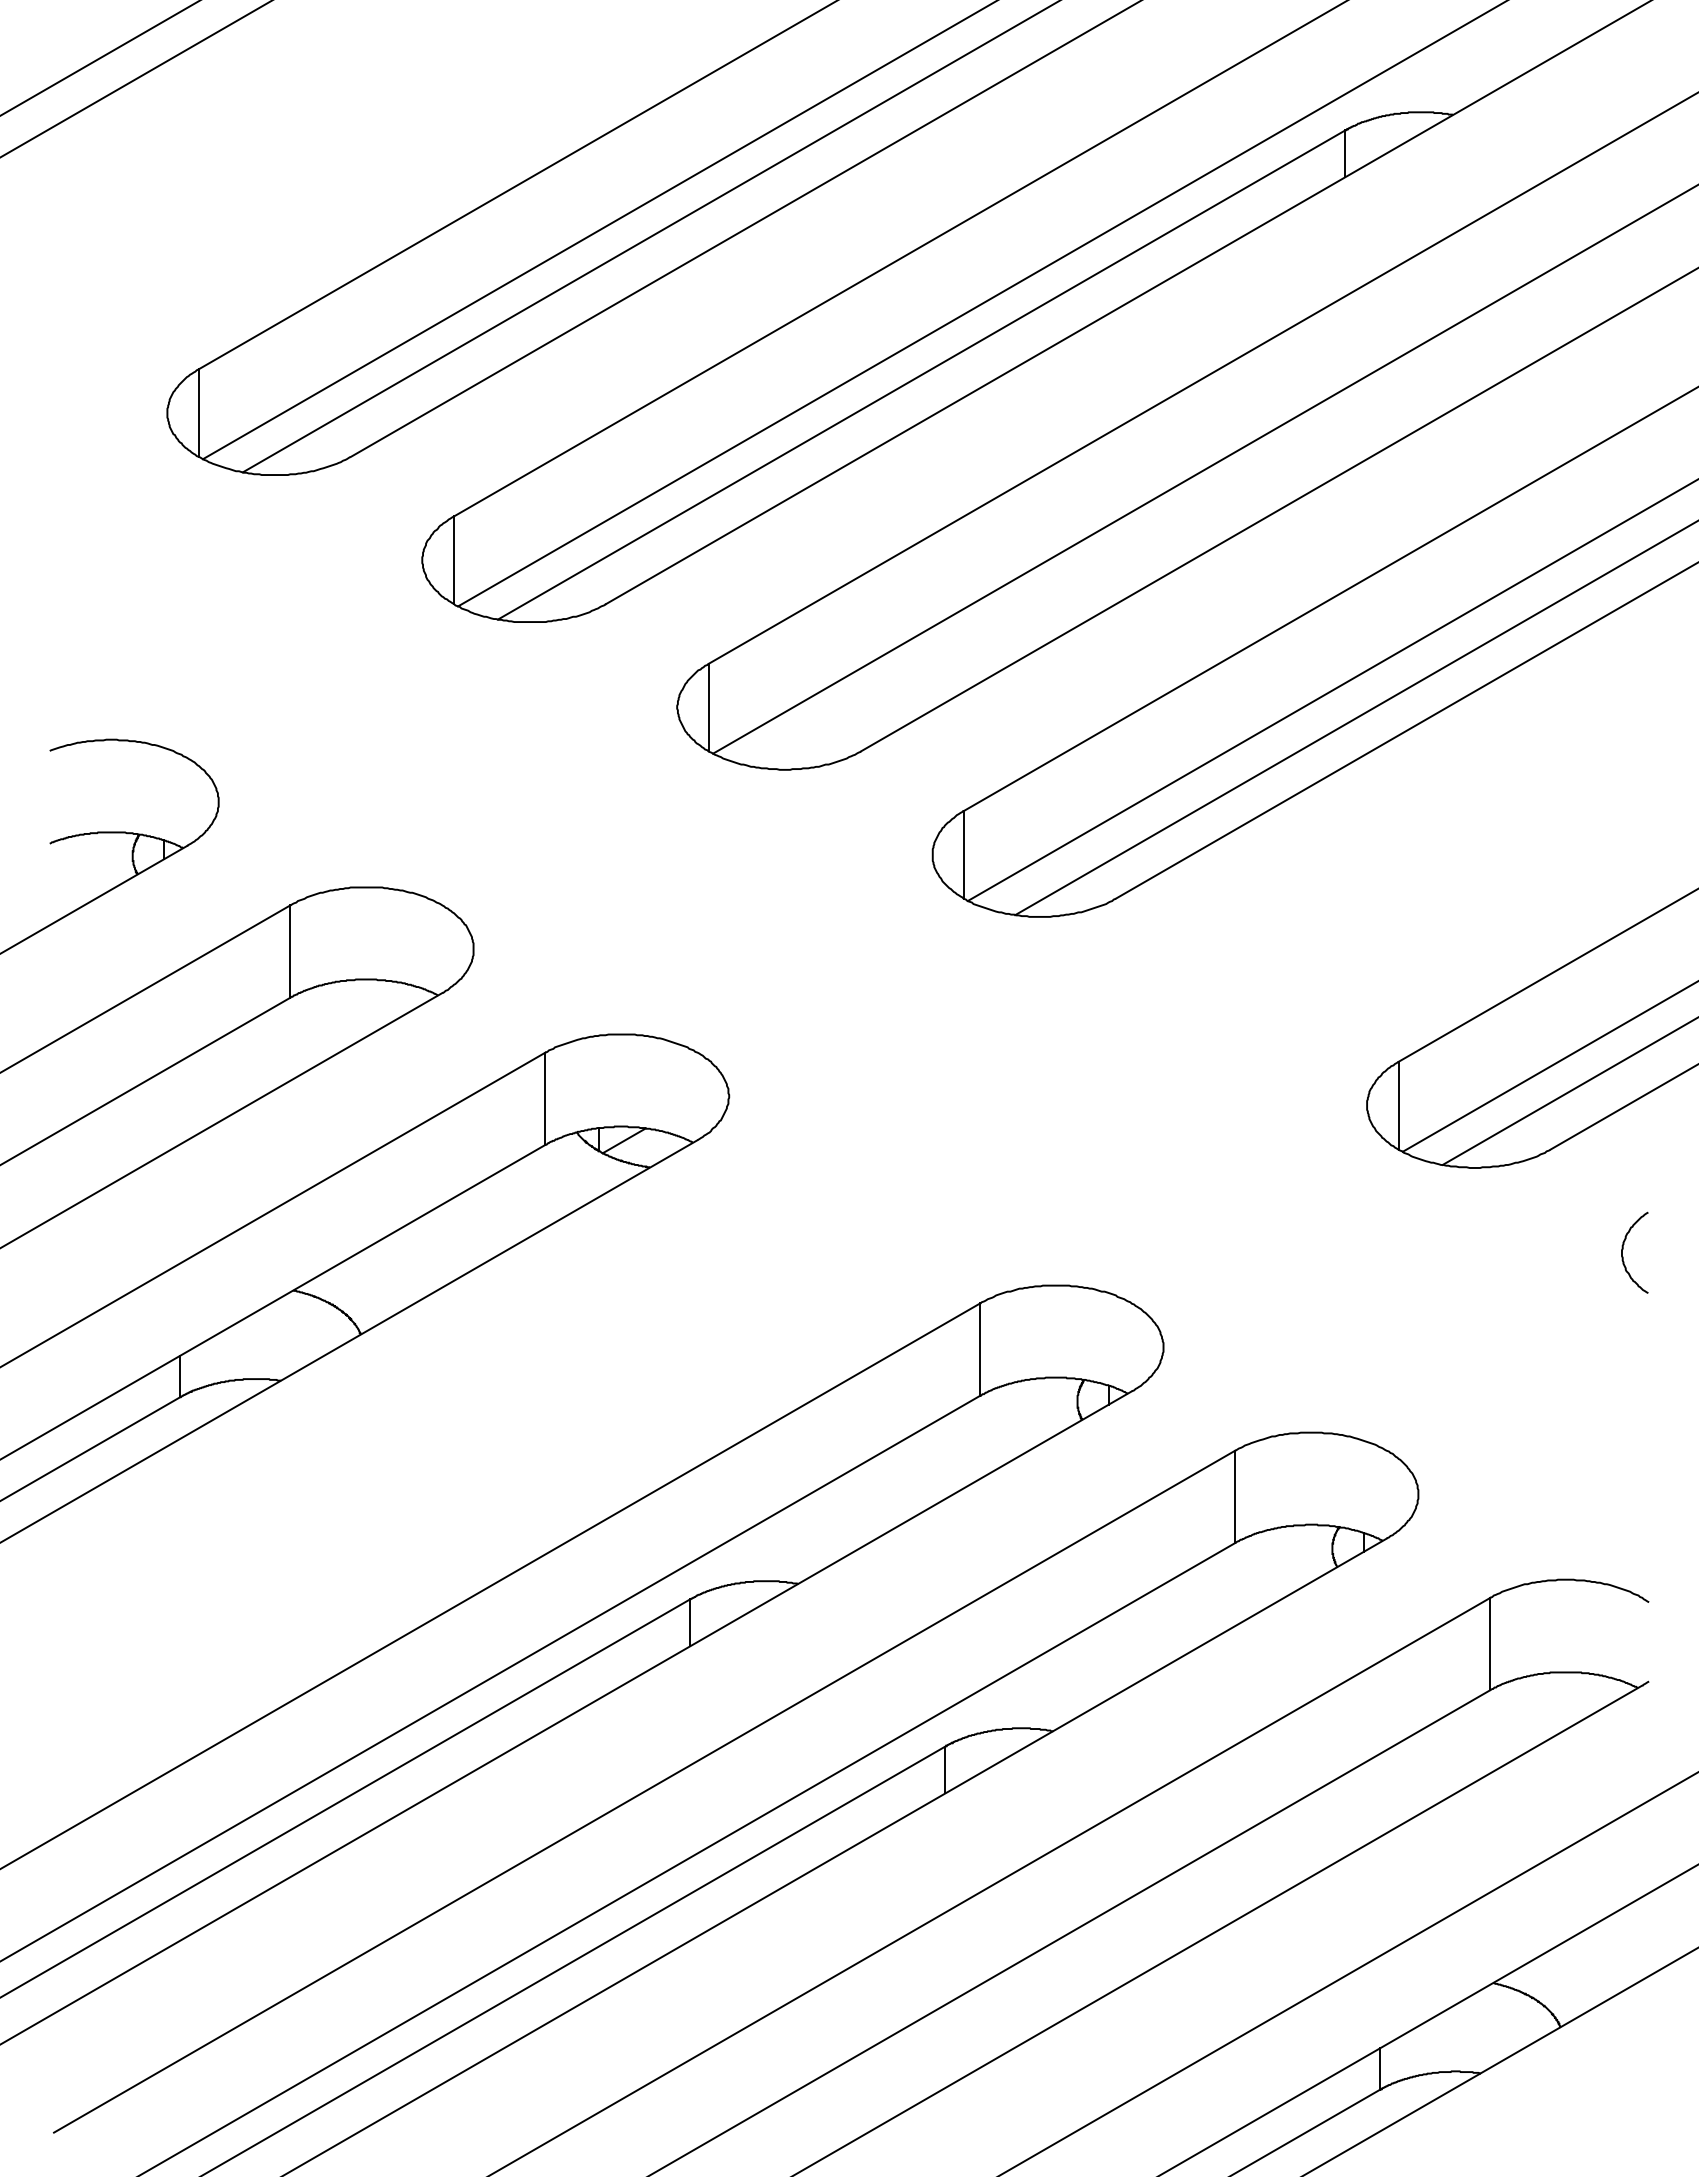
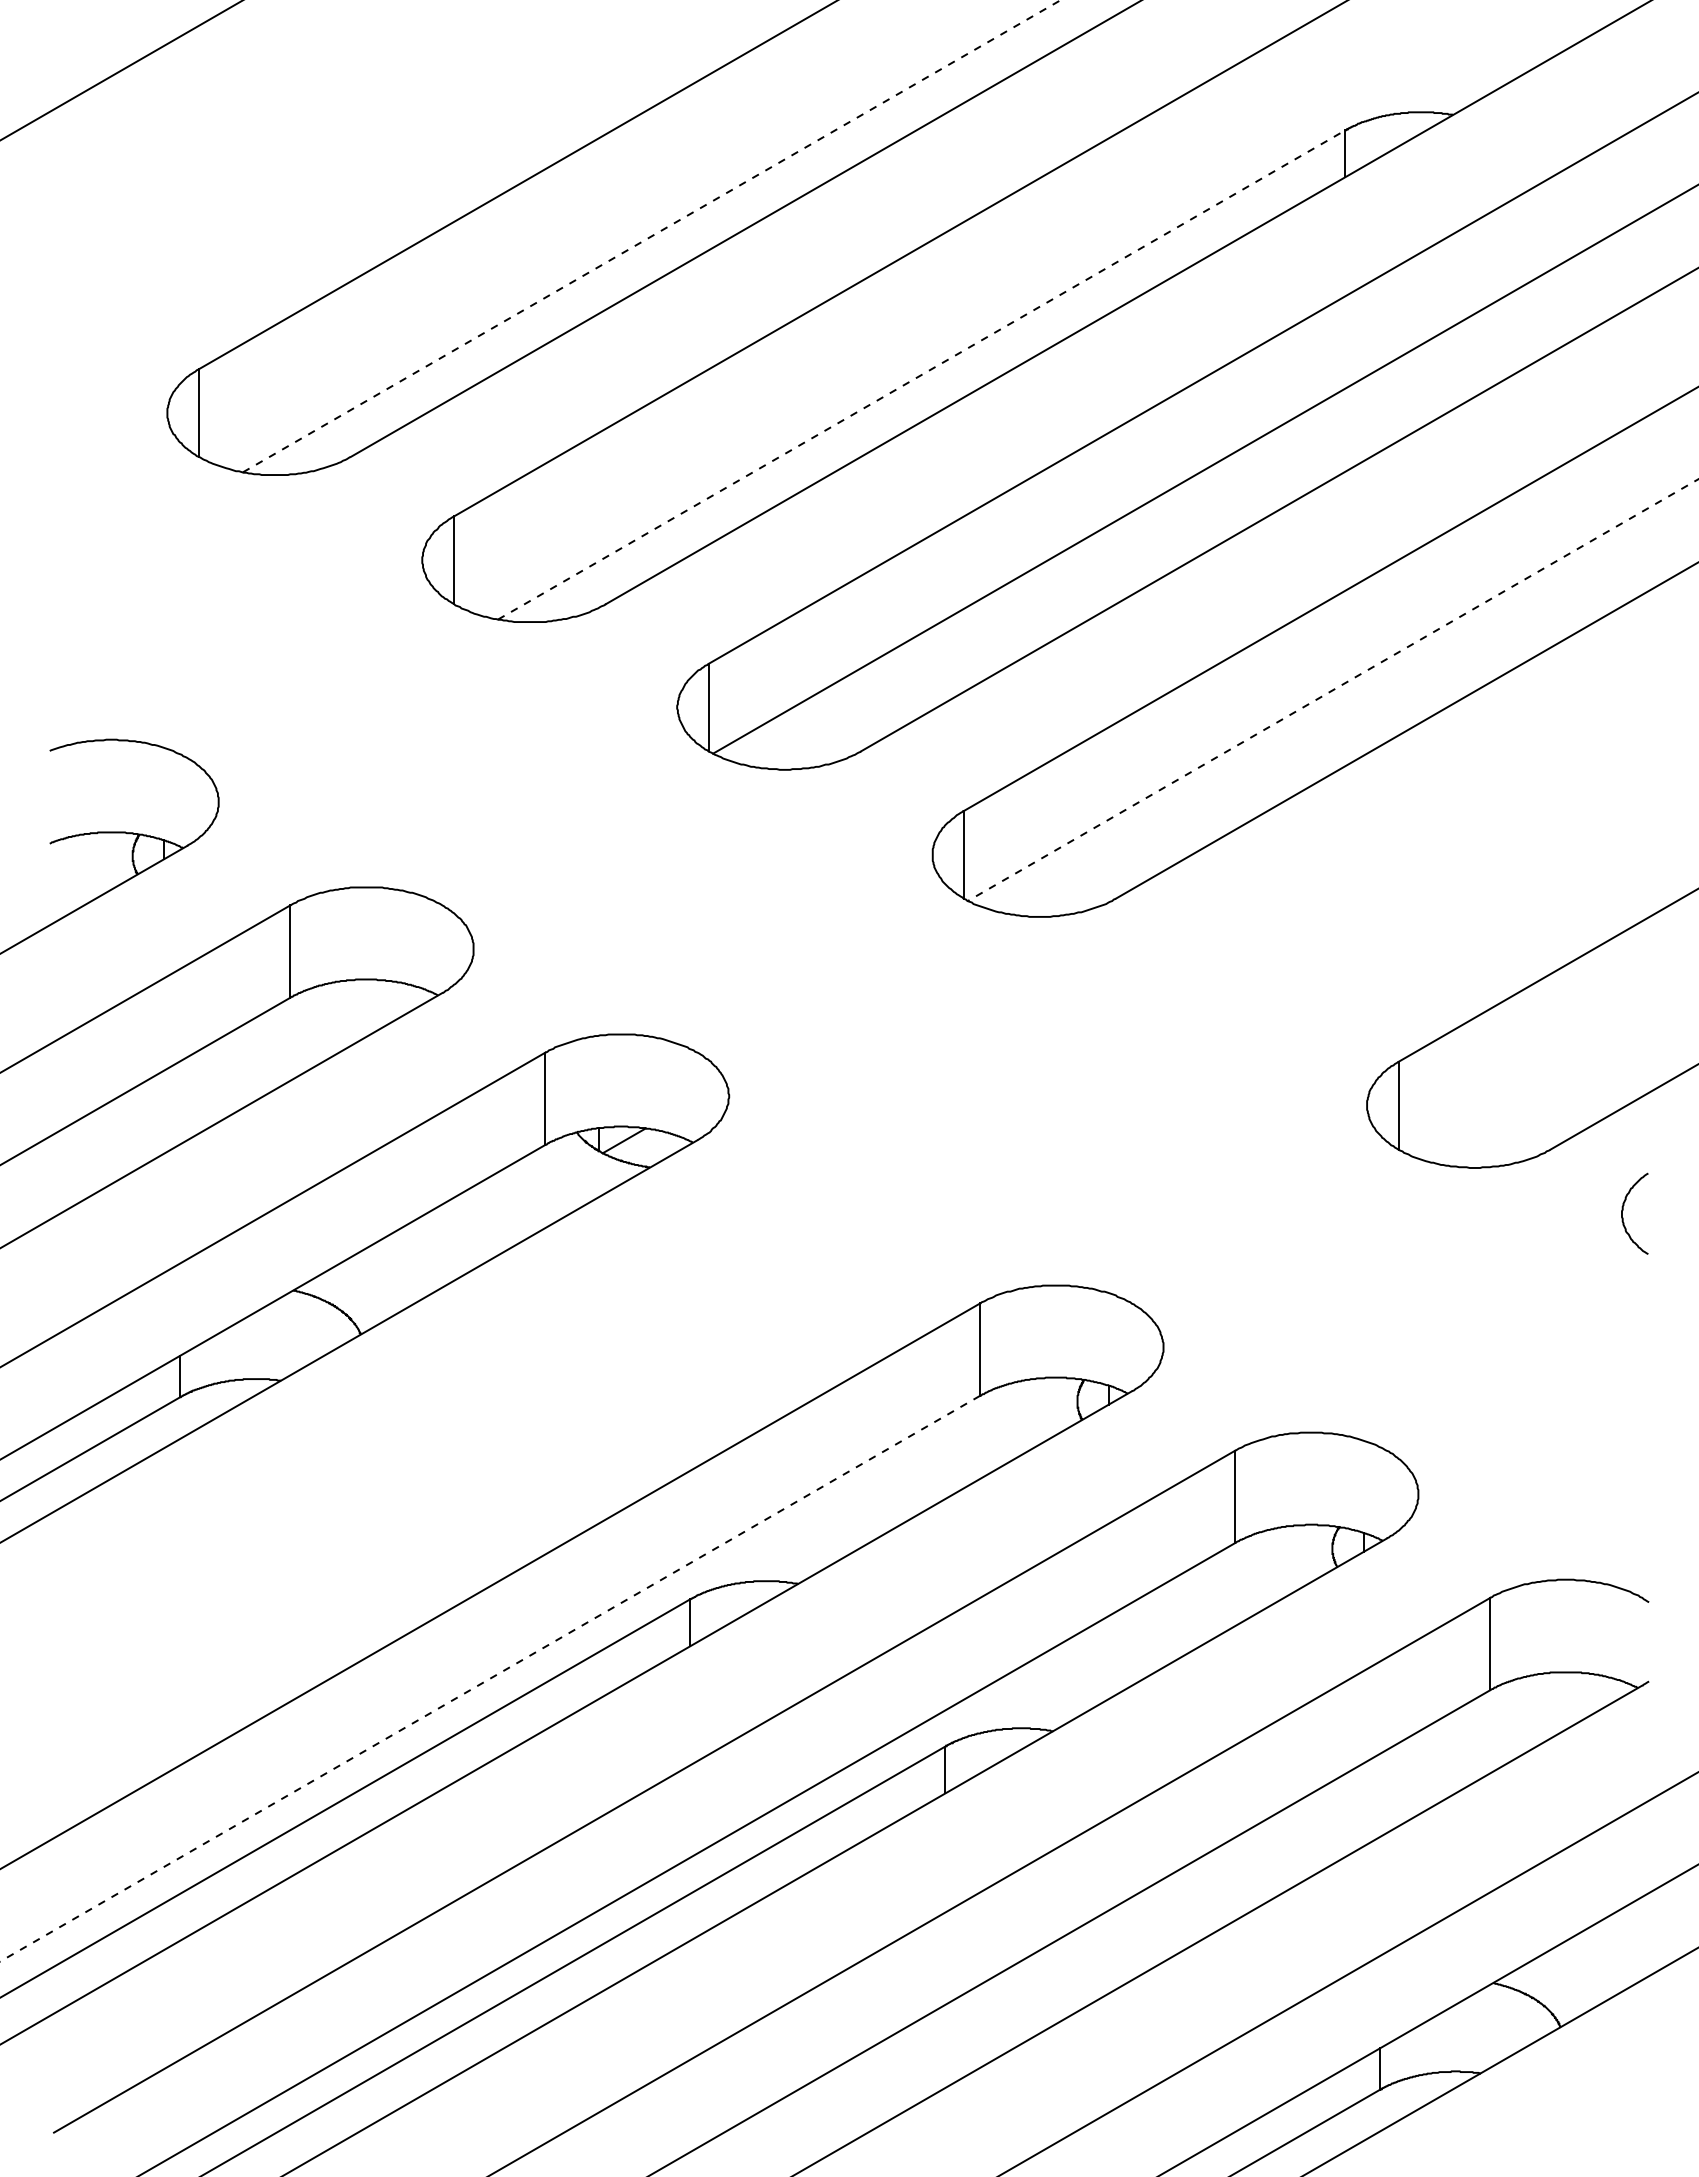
line: present -> none (99, 58)
line position: (135, 79) -> (120, 70) (120, 70)
line: present -> none (598, 230)
line: solid -> dashed (652, 235)
line: present -> none (981, 304)
line: solid -> dashed (922, 374)
line: solid -> dashed (1333, 689)
line: present -> none (1355, 718)
line: present -> none (1548, 1066)
line: present -> none (1568, 1091)
curve position: (1623, 1249) -> (1623, 1210) (1623, 1210)
line: solid -> dashed (489, 1678)
